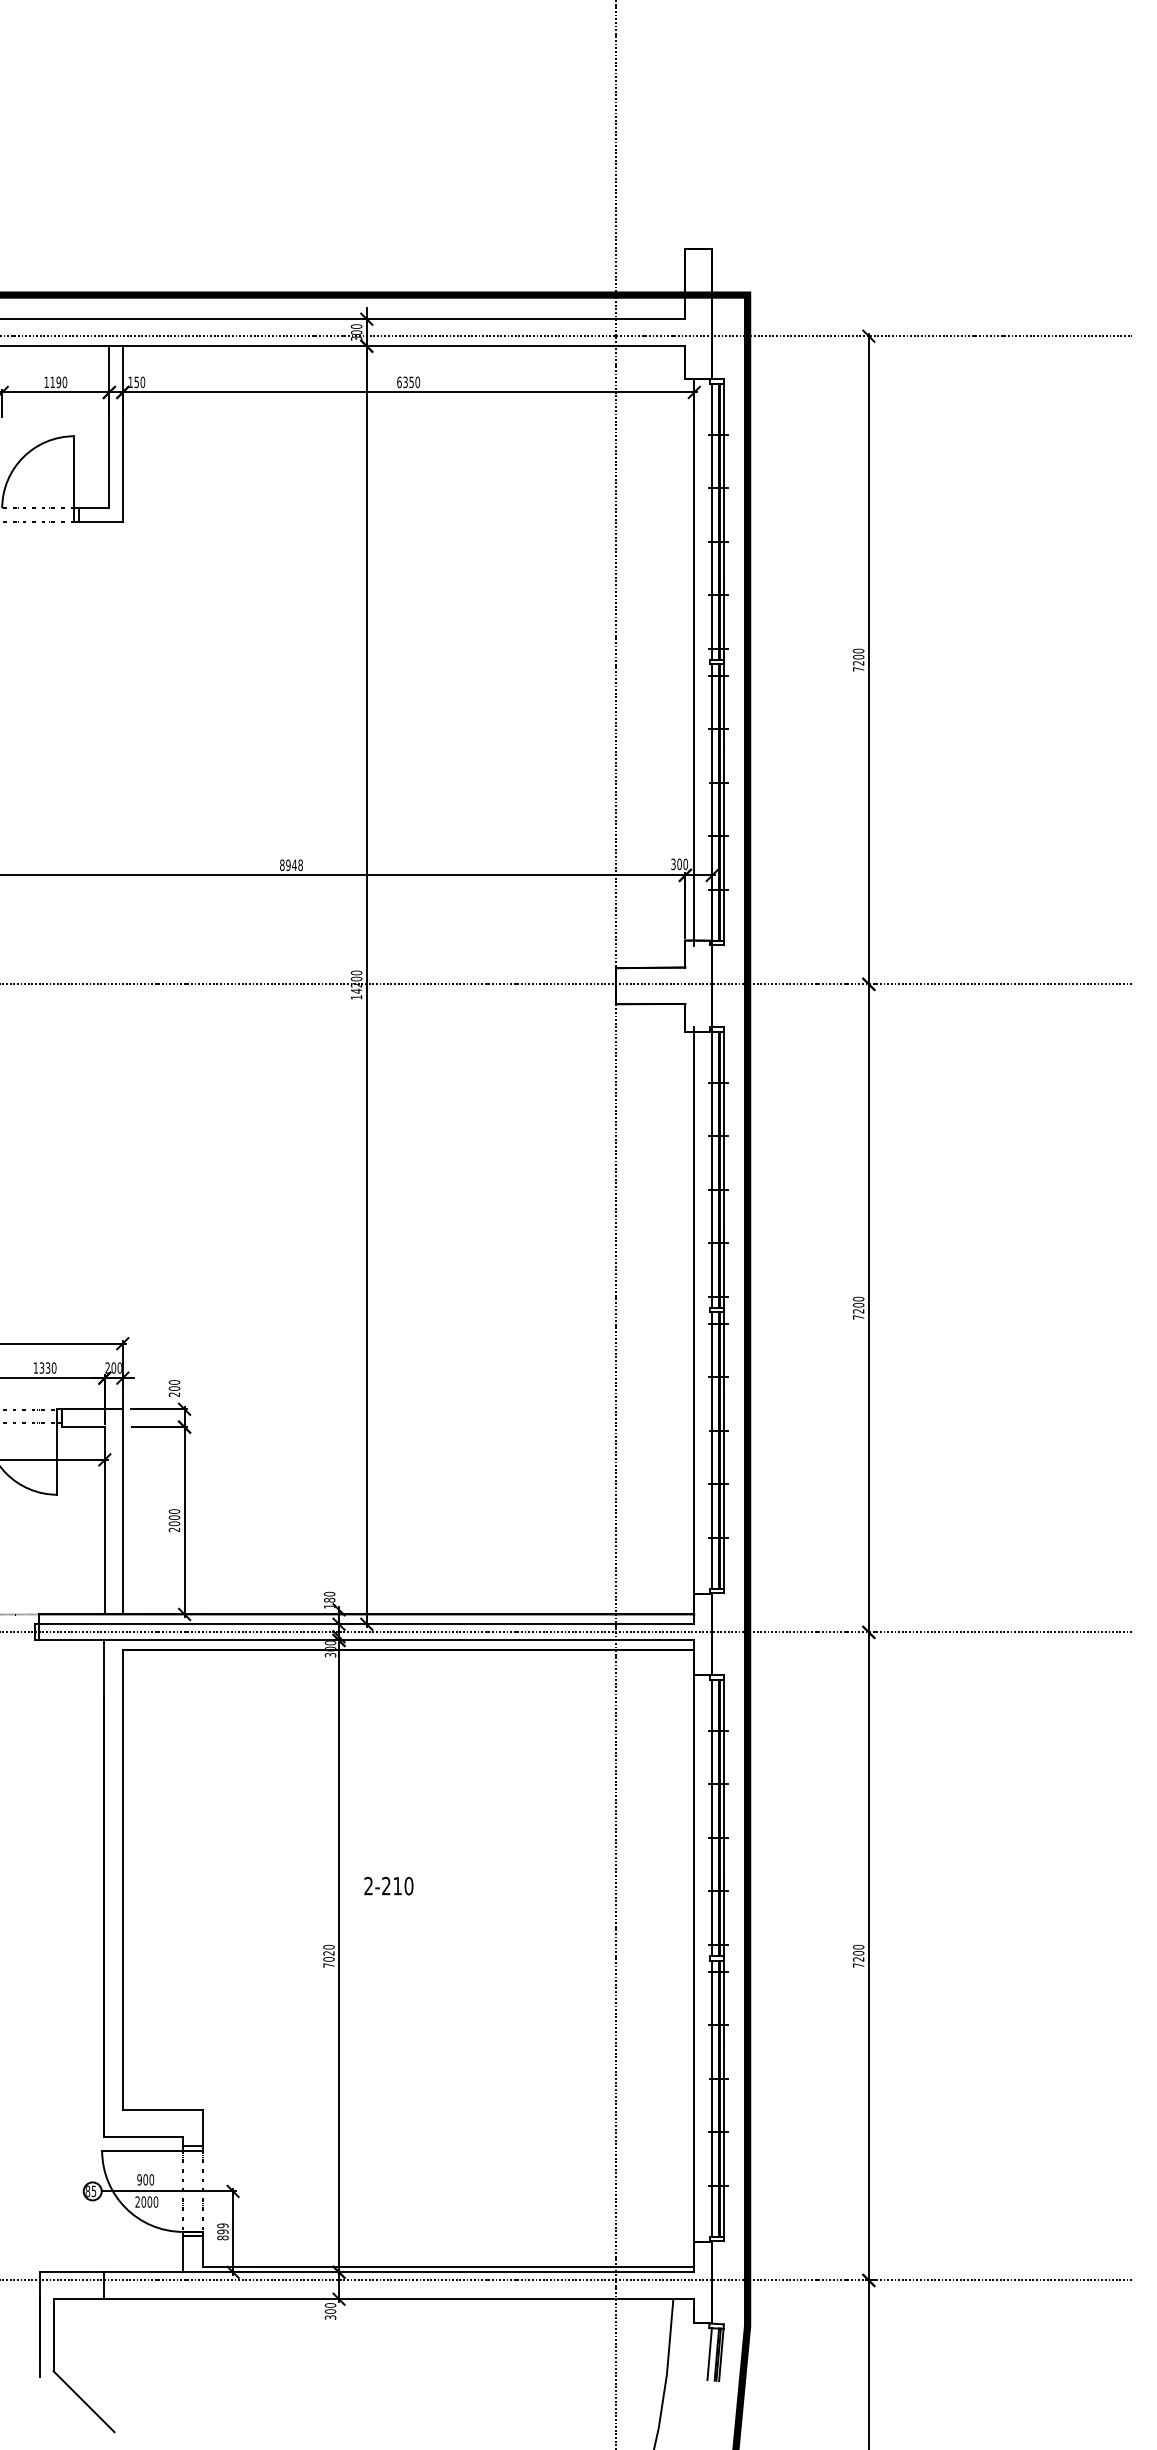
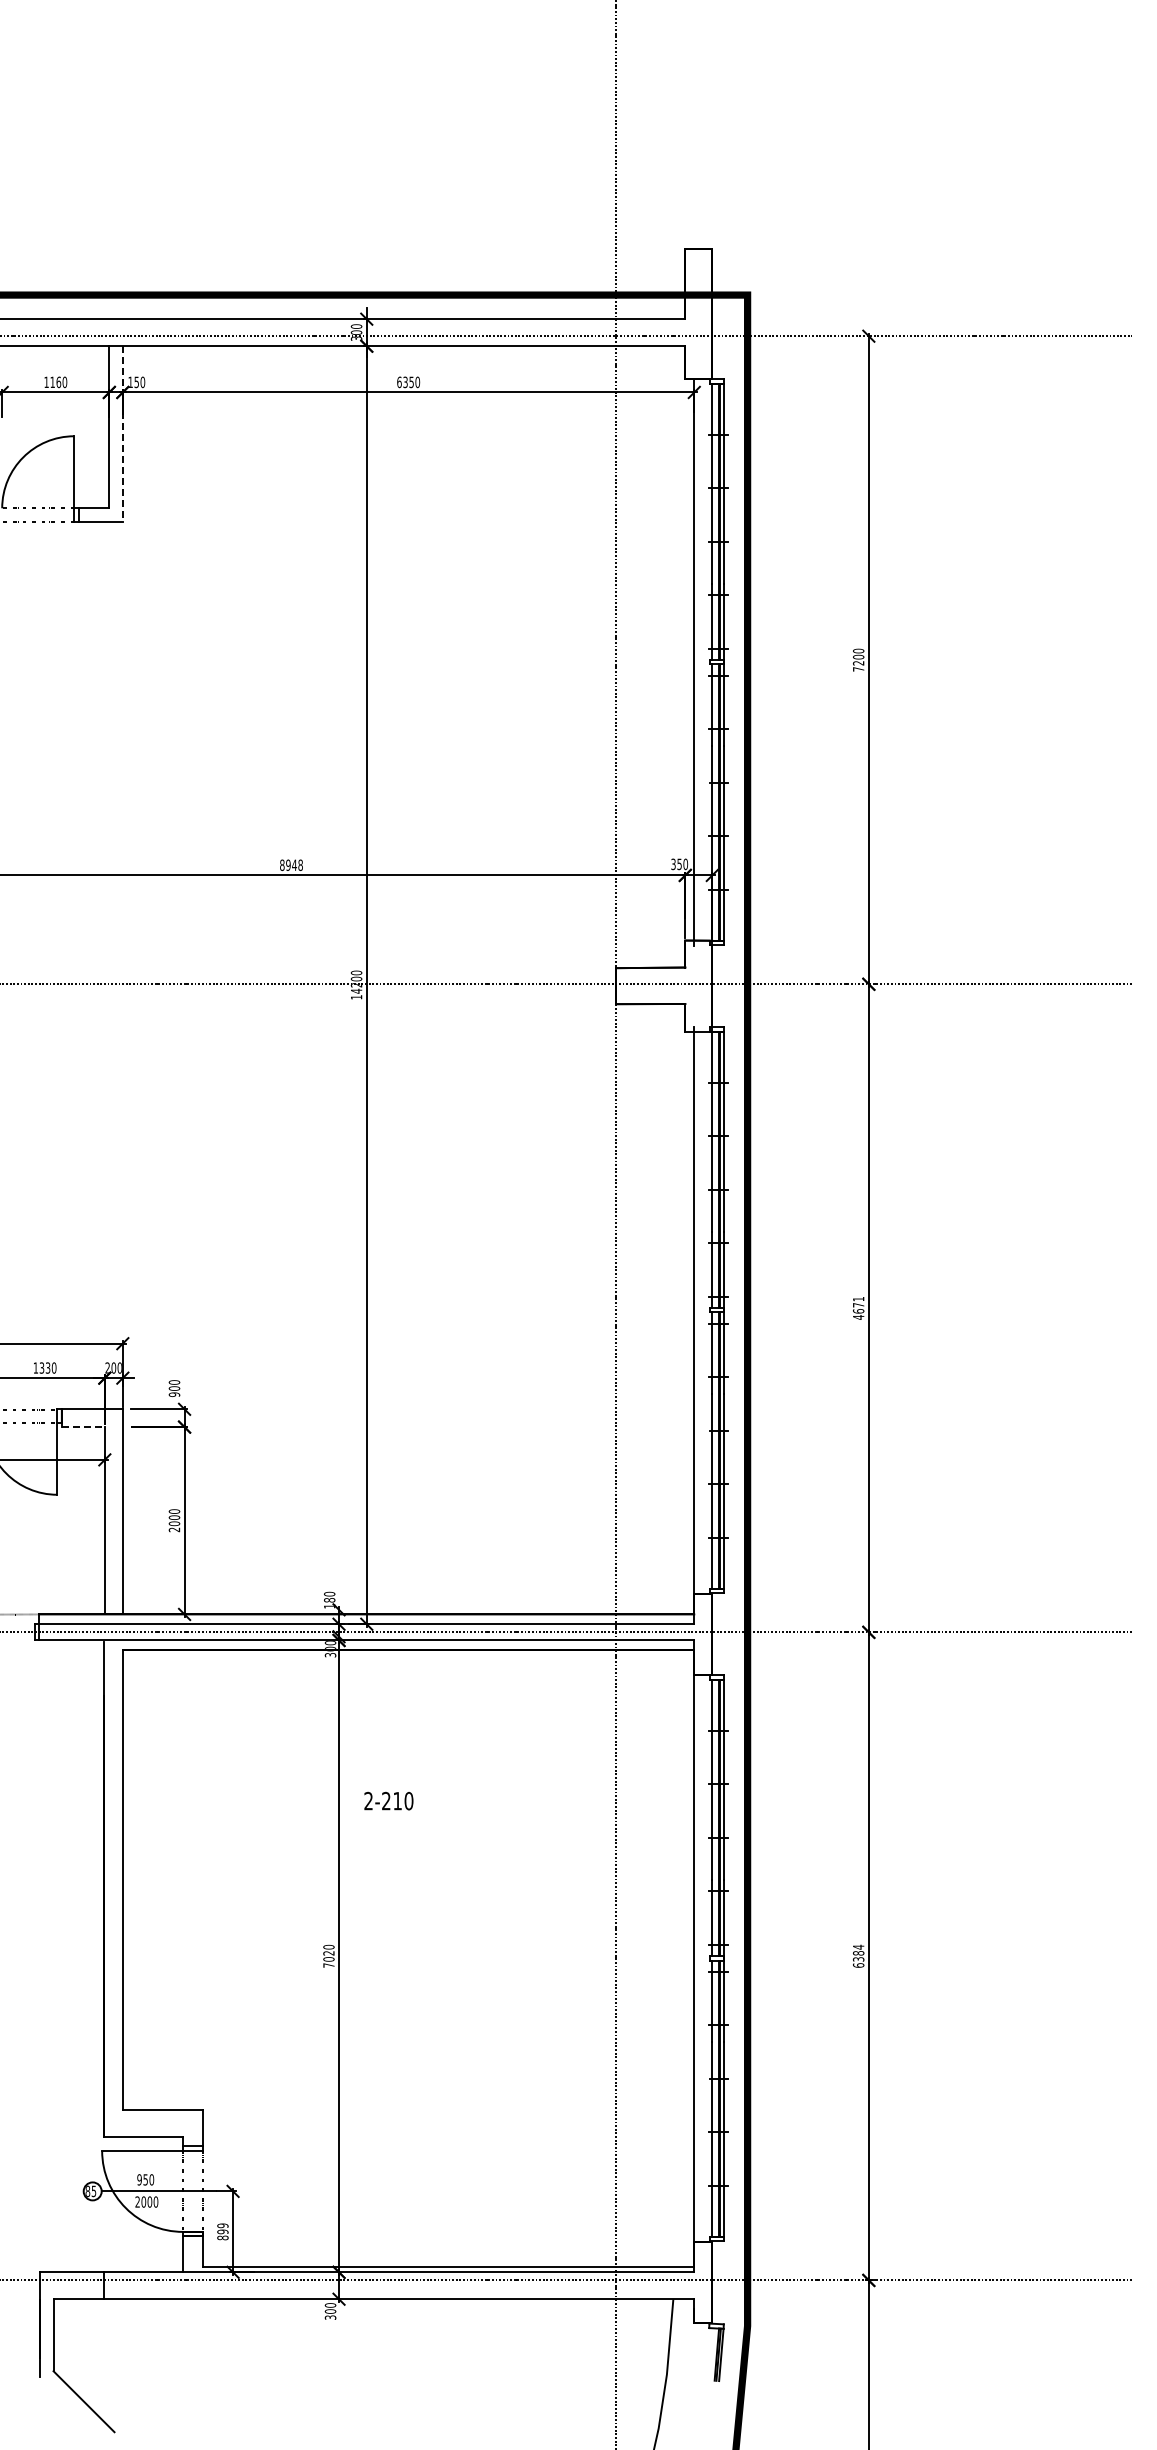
text: 1190 -> 1160 (58, 382)
line: solid -> dashed (122, 433)
text: 300 -> 350 (679, 864)
text: 7200 -> 4671 (858, 1307)
text: 200 -> 900 (174, 1394)
line: solid -> dashed (83, 1427)
text position: (388, 1885) -> (388, 1800) (388, 1800)
text: 7200 -> 6384 (858, 1955)
text: 900 -> 950 (145, 2179)
line: present -> none (709, 2353)
